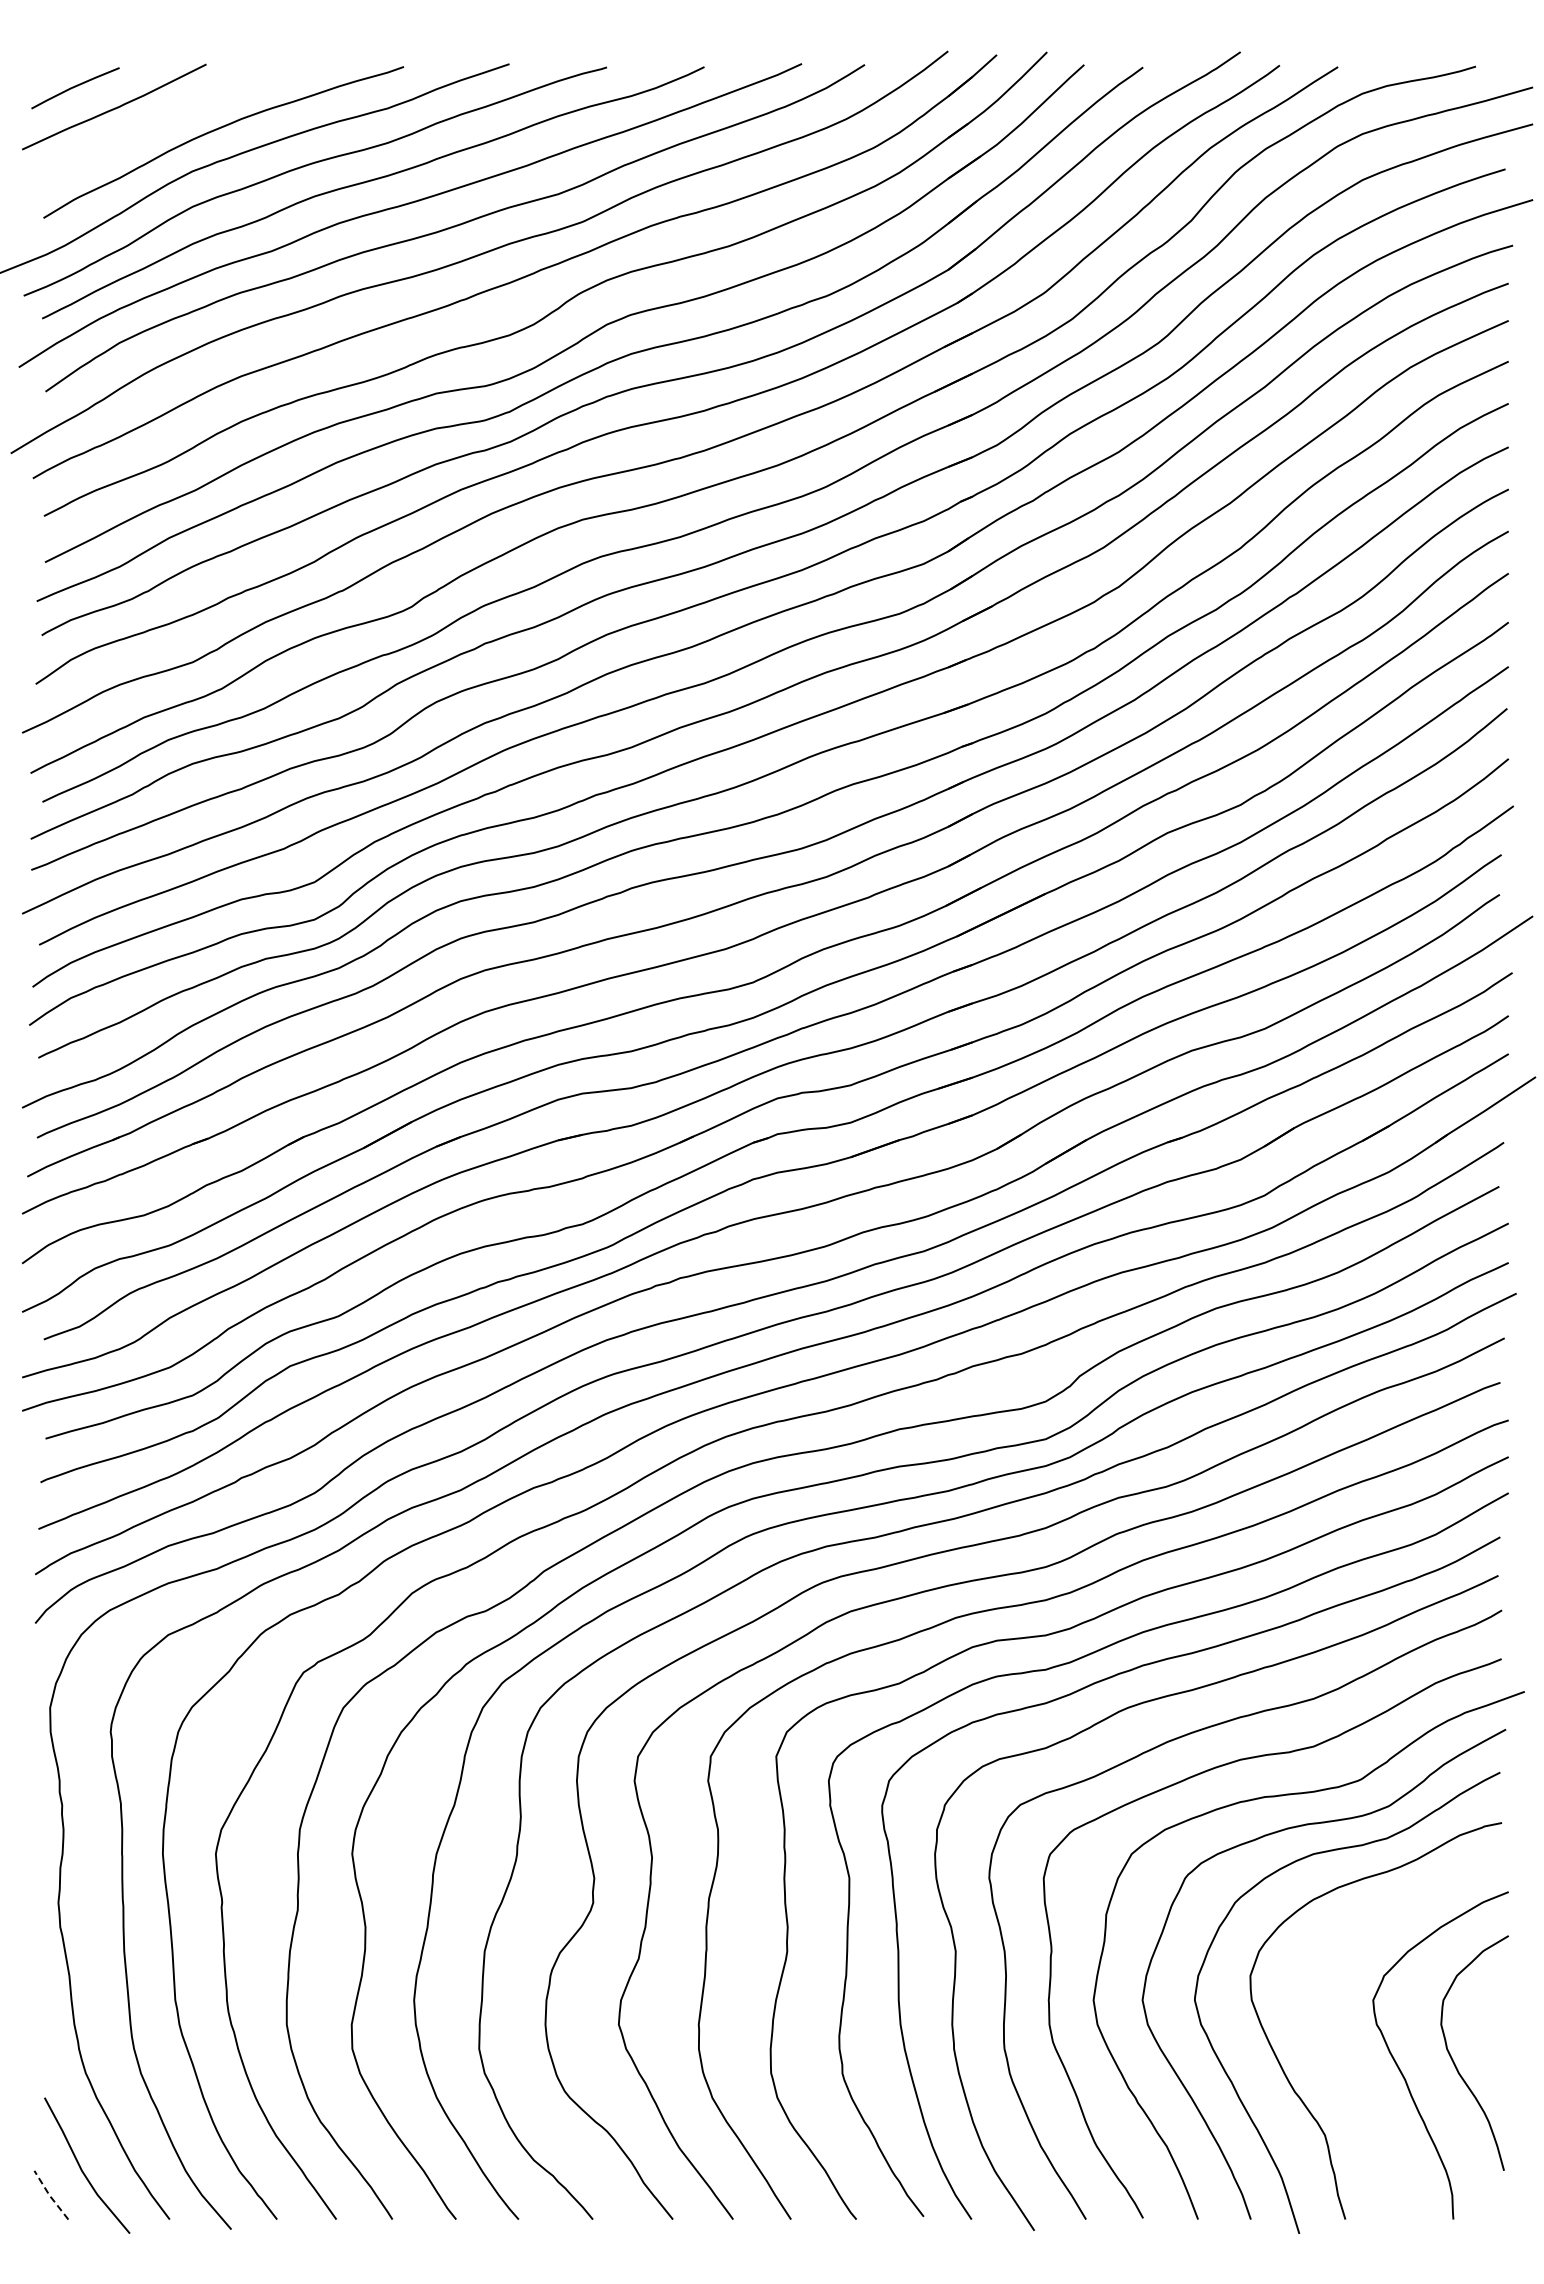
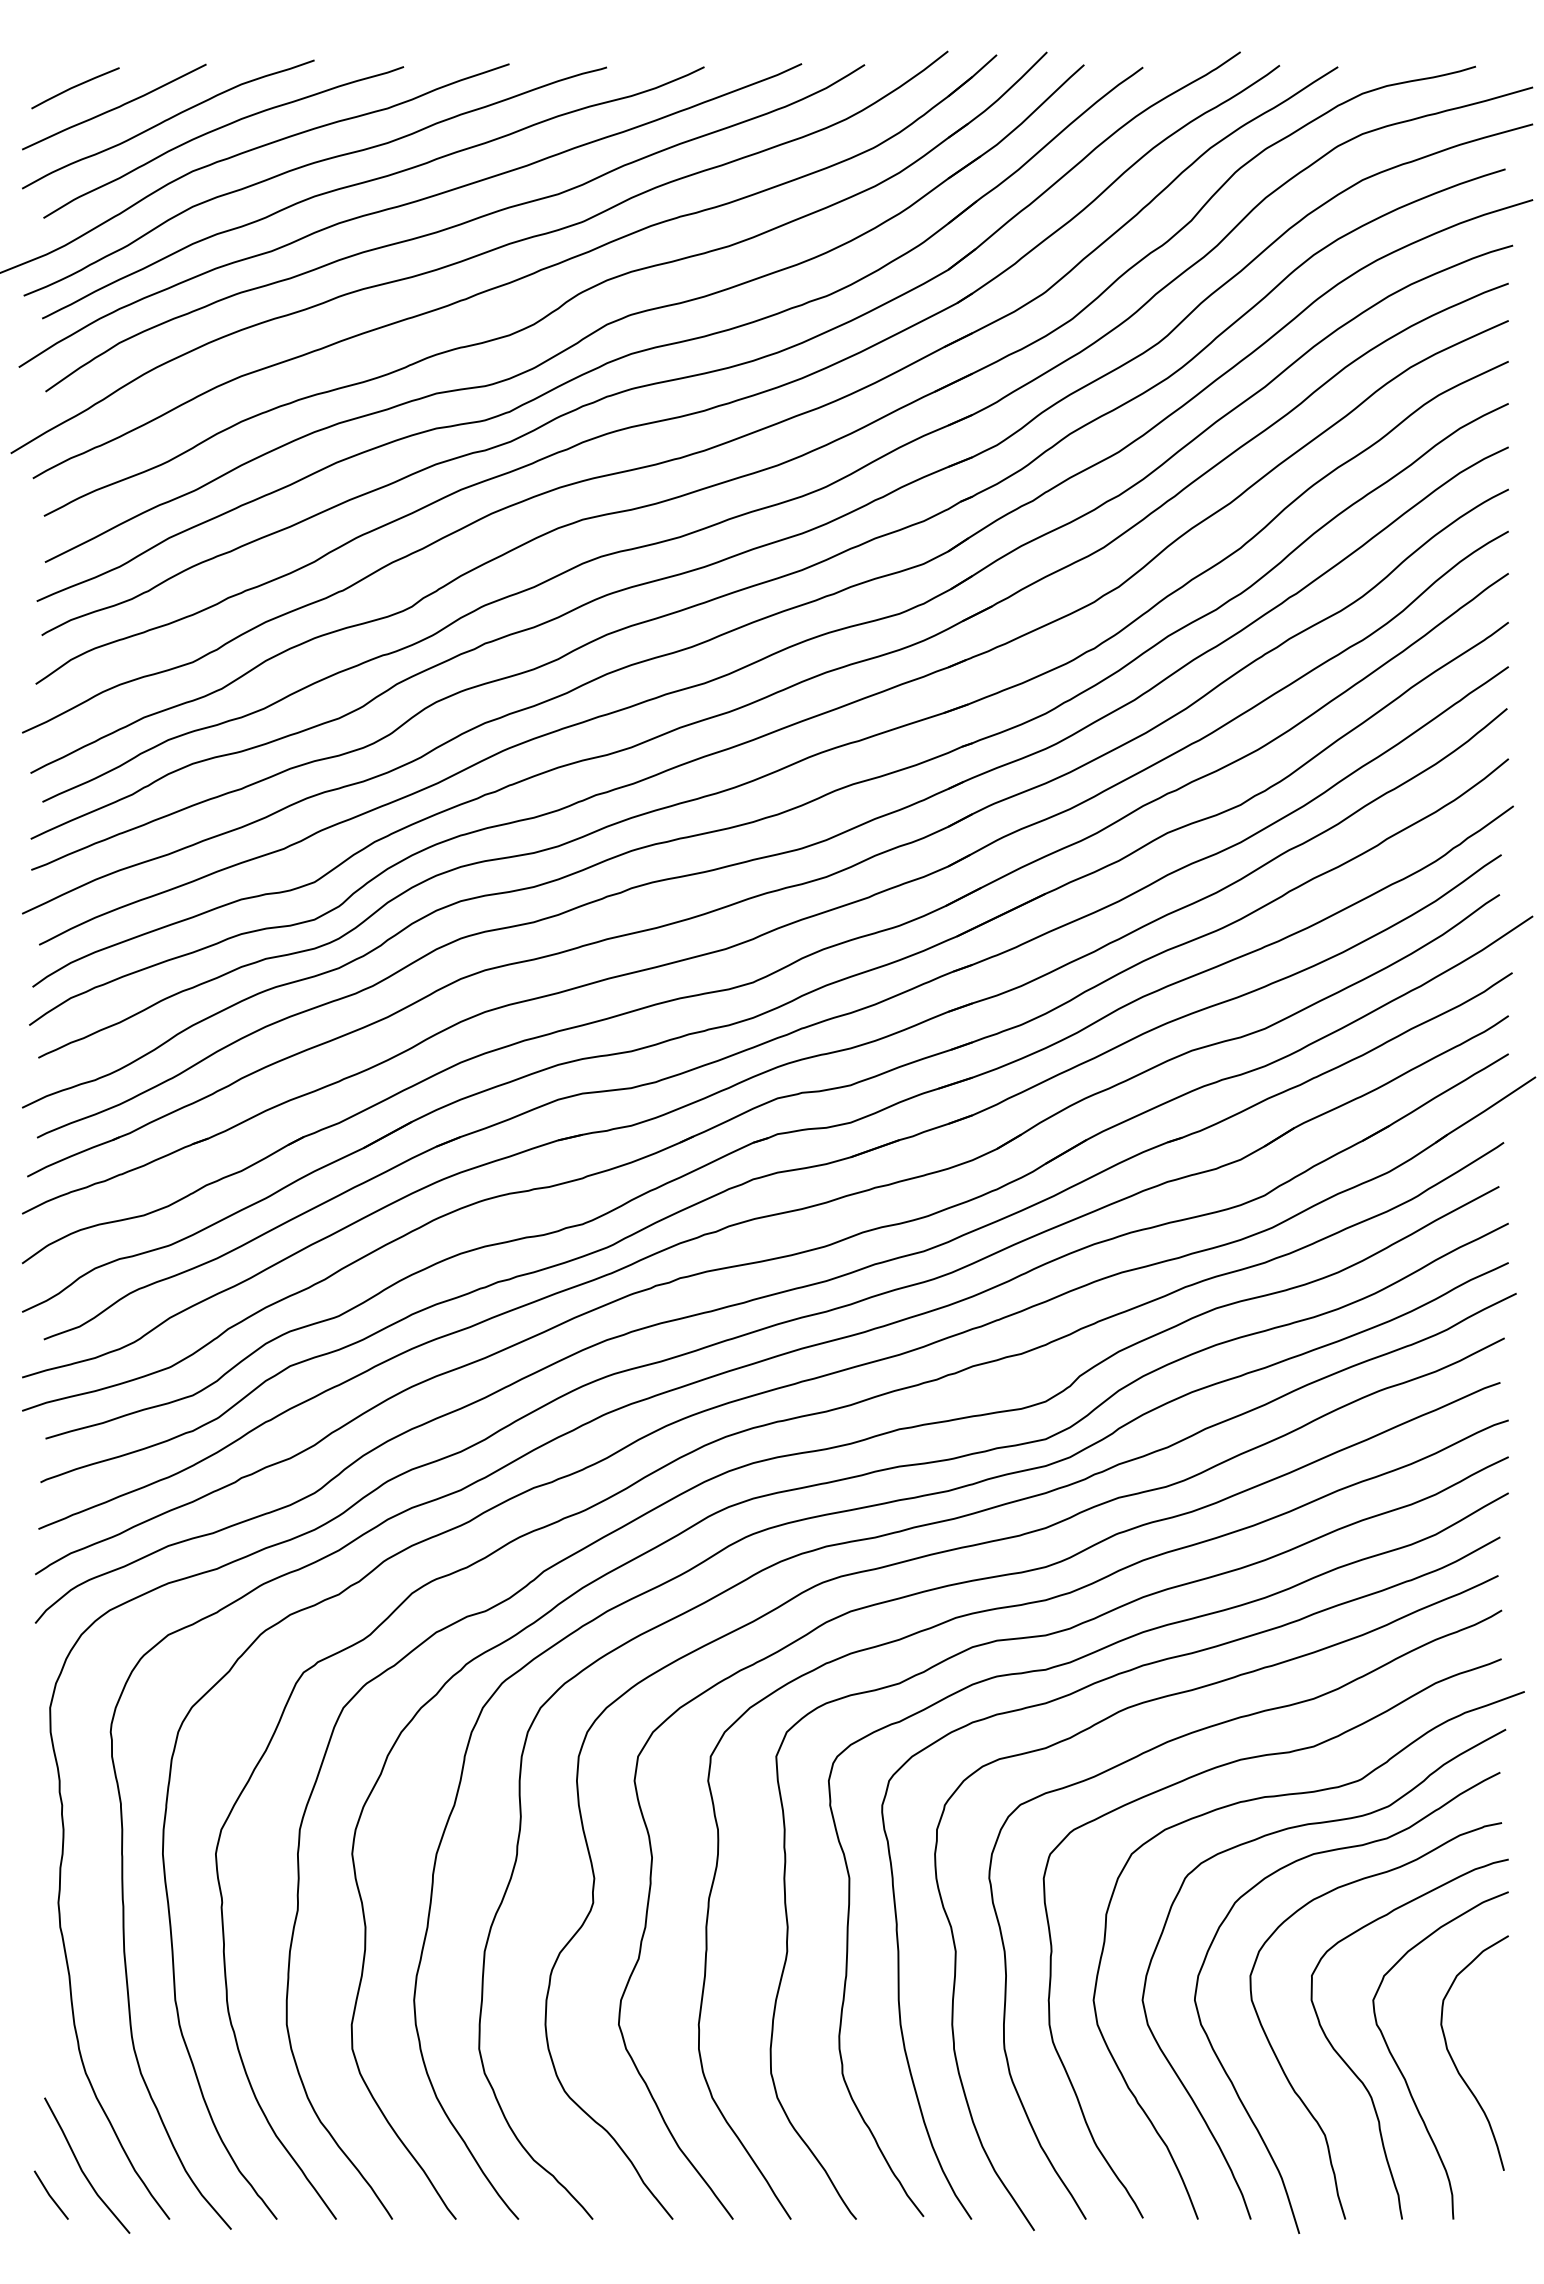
curve: none -> present (166, 121)
curve: none -> present (1358, 2076)
line: dashed -> solid (49, 2195)
